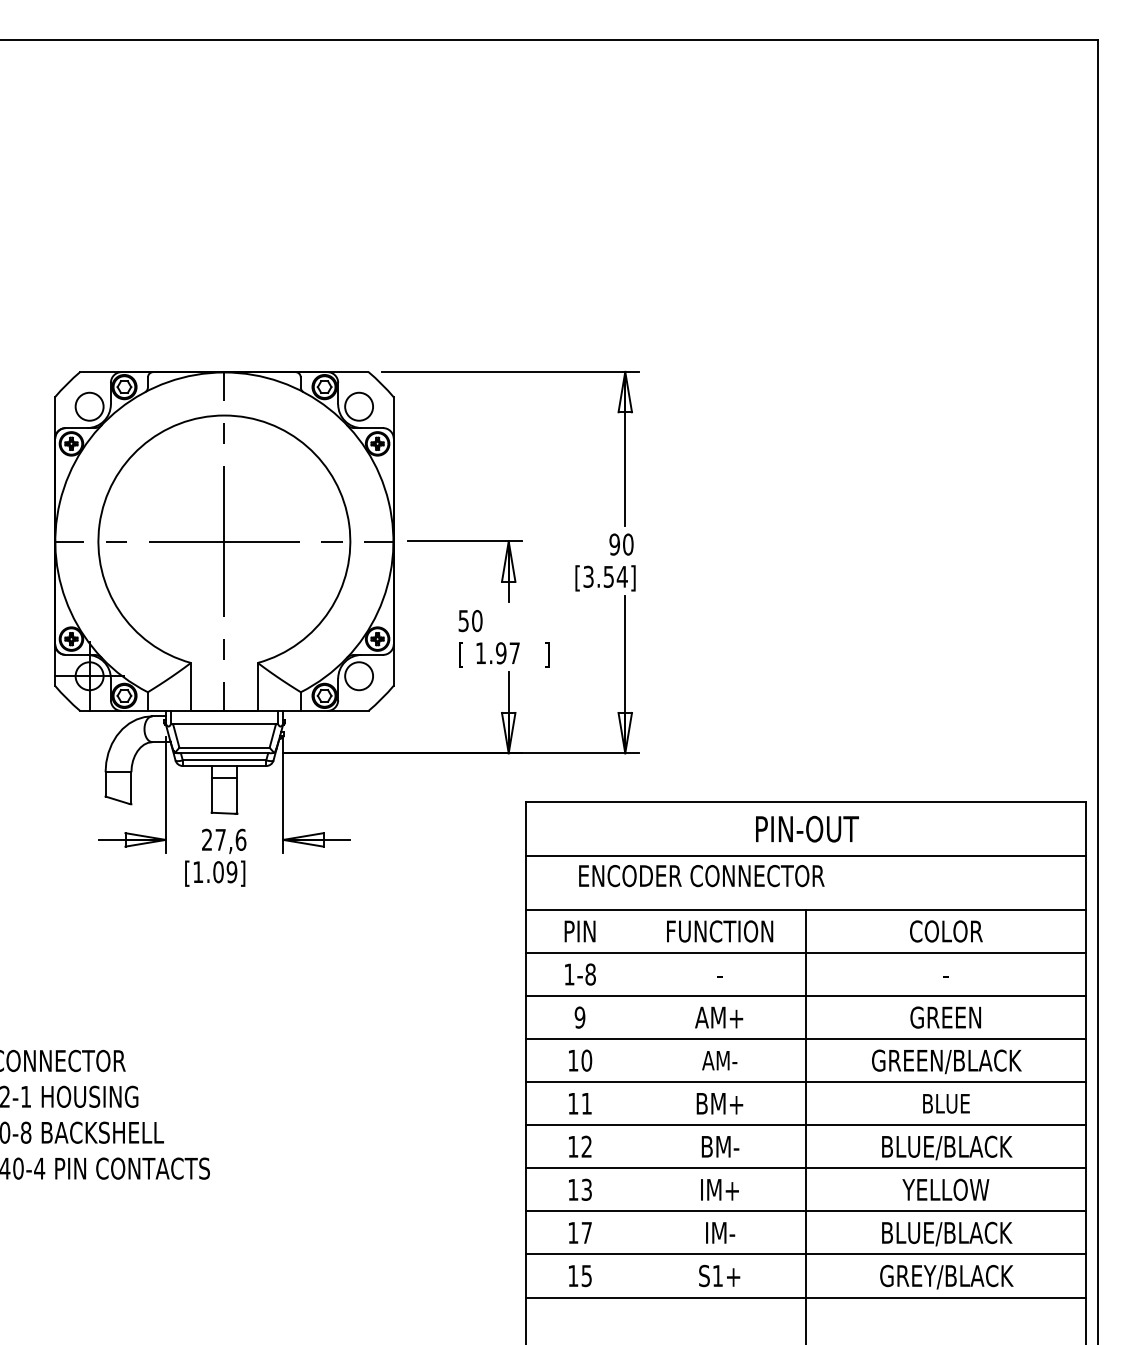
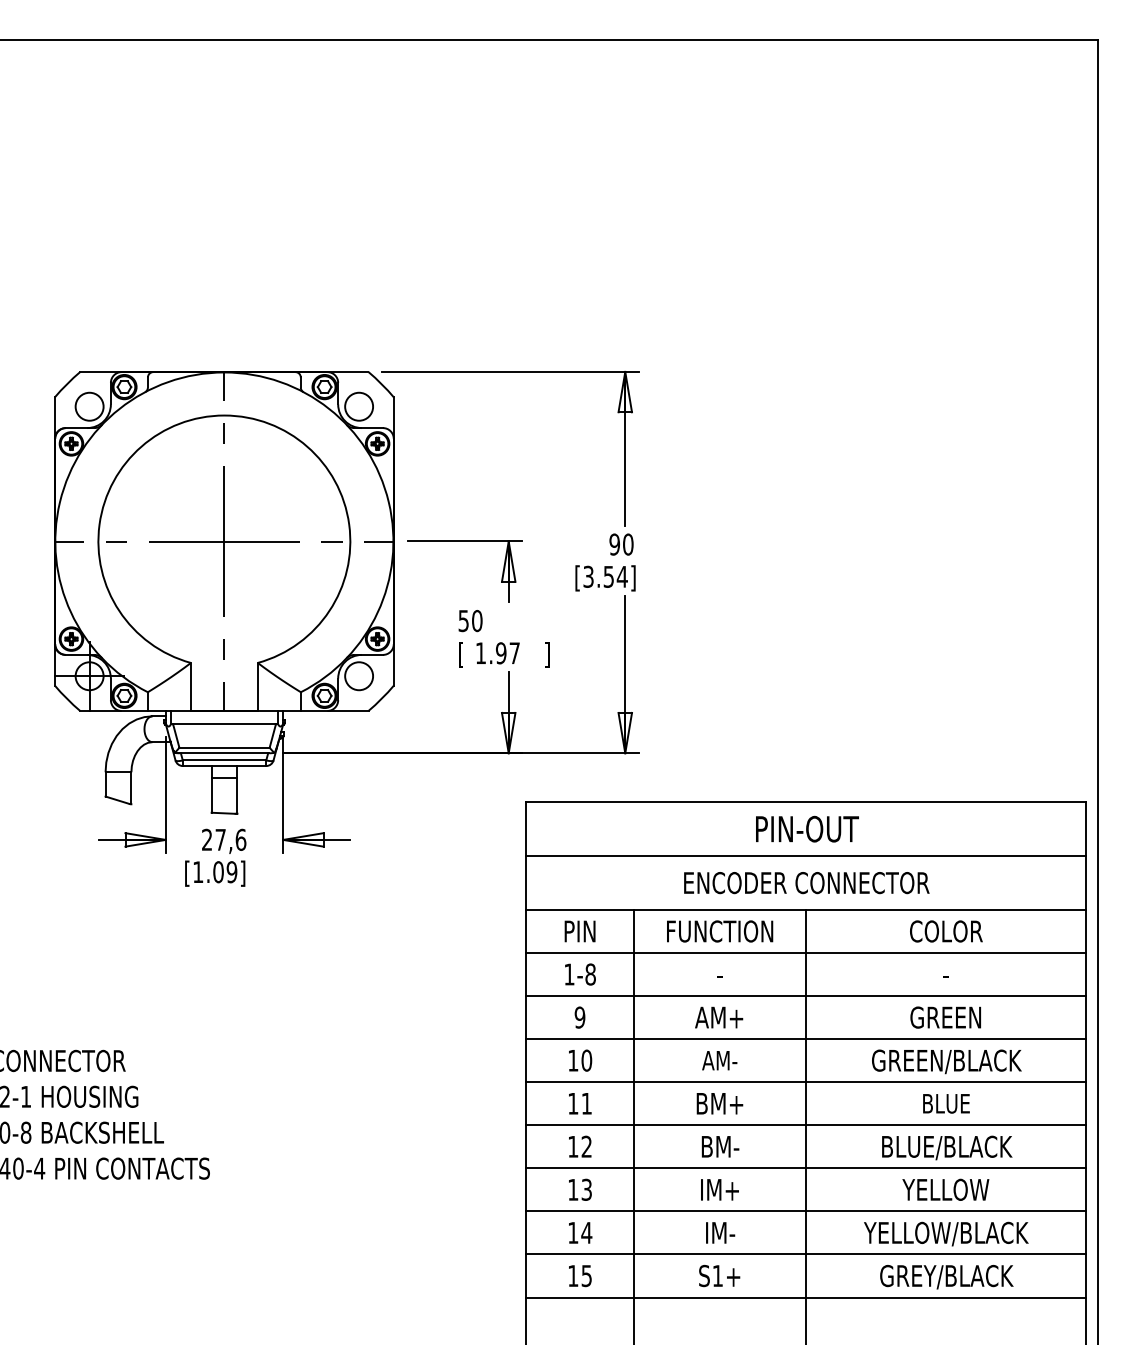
text position: (701, 876) -> (806, 883) (806, 883)
line: none -> present (633, 1125)
text: 17 -> 14 (586, 1232)
text: BLUE/BLACK -> YELLOW/BLACK (946, 1233)
